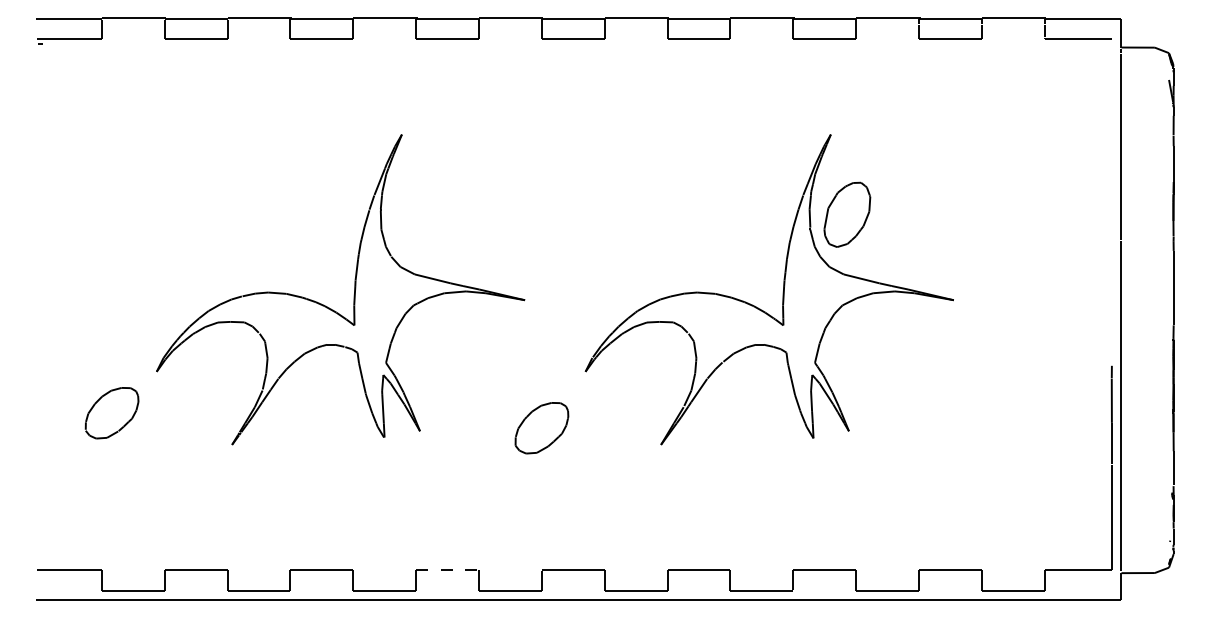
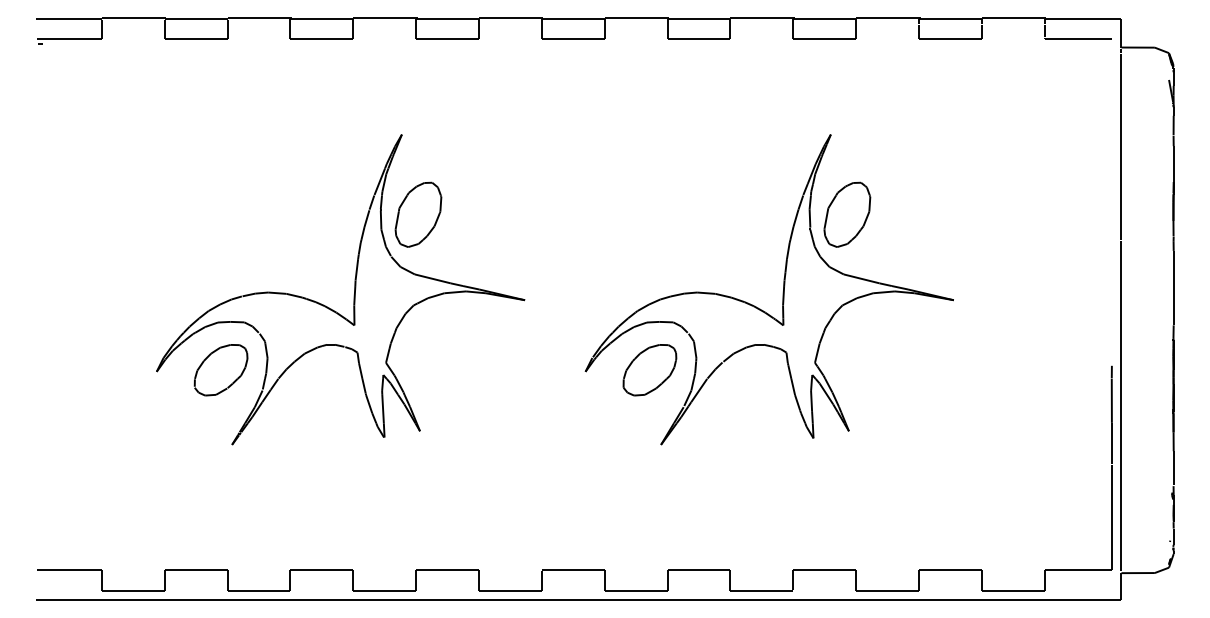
part: none -> present (418, 214)
part position: (111, 413) -> (220, 370) (220, 370)
part position: (541, 428) -> (649, 370) (649, 370)
line: dashed -> solid (448, 569)
